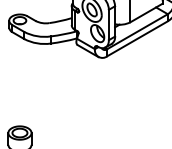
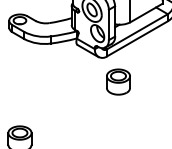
part: none -> present (118, 81)
